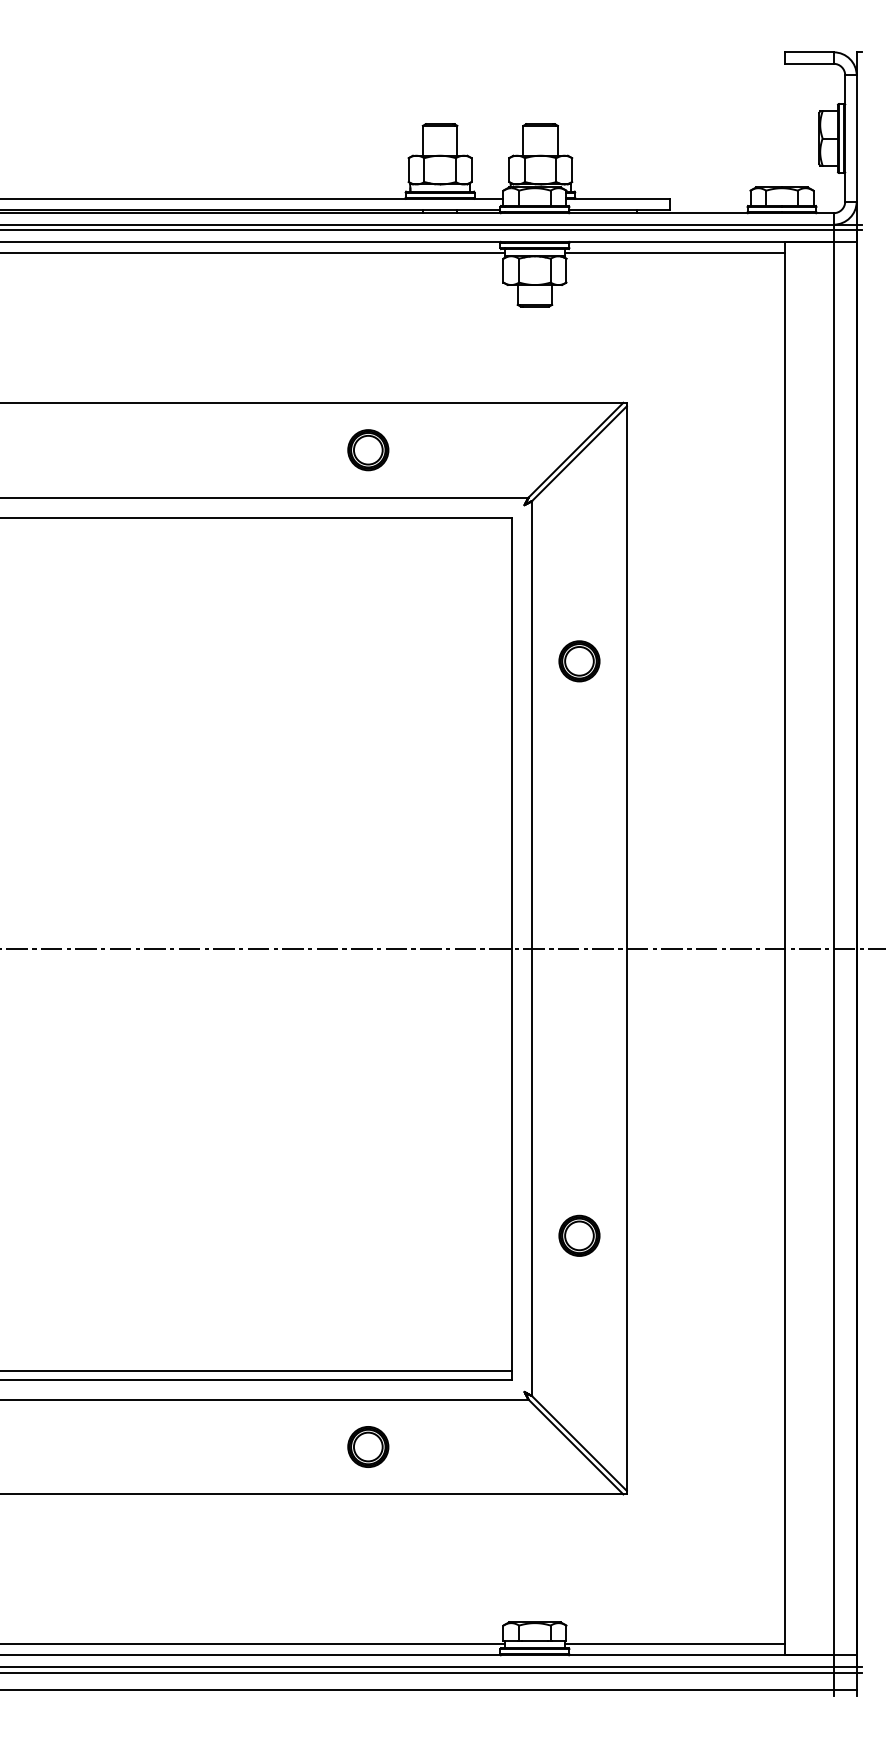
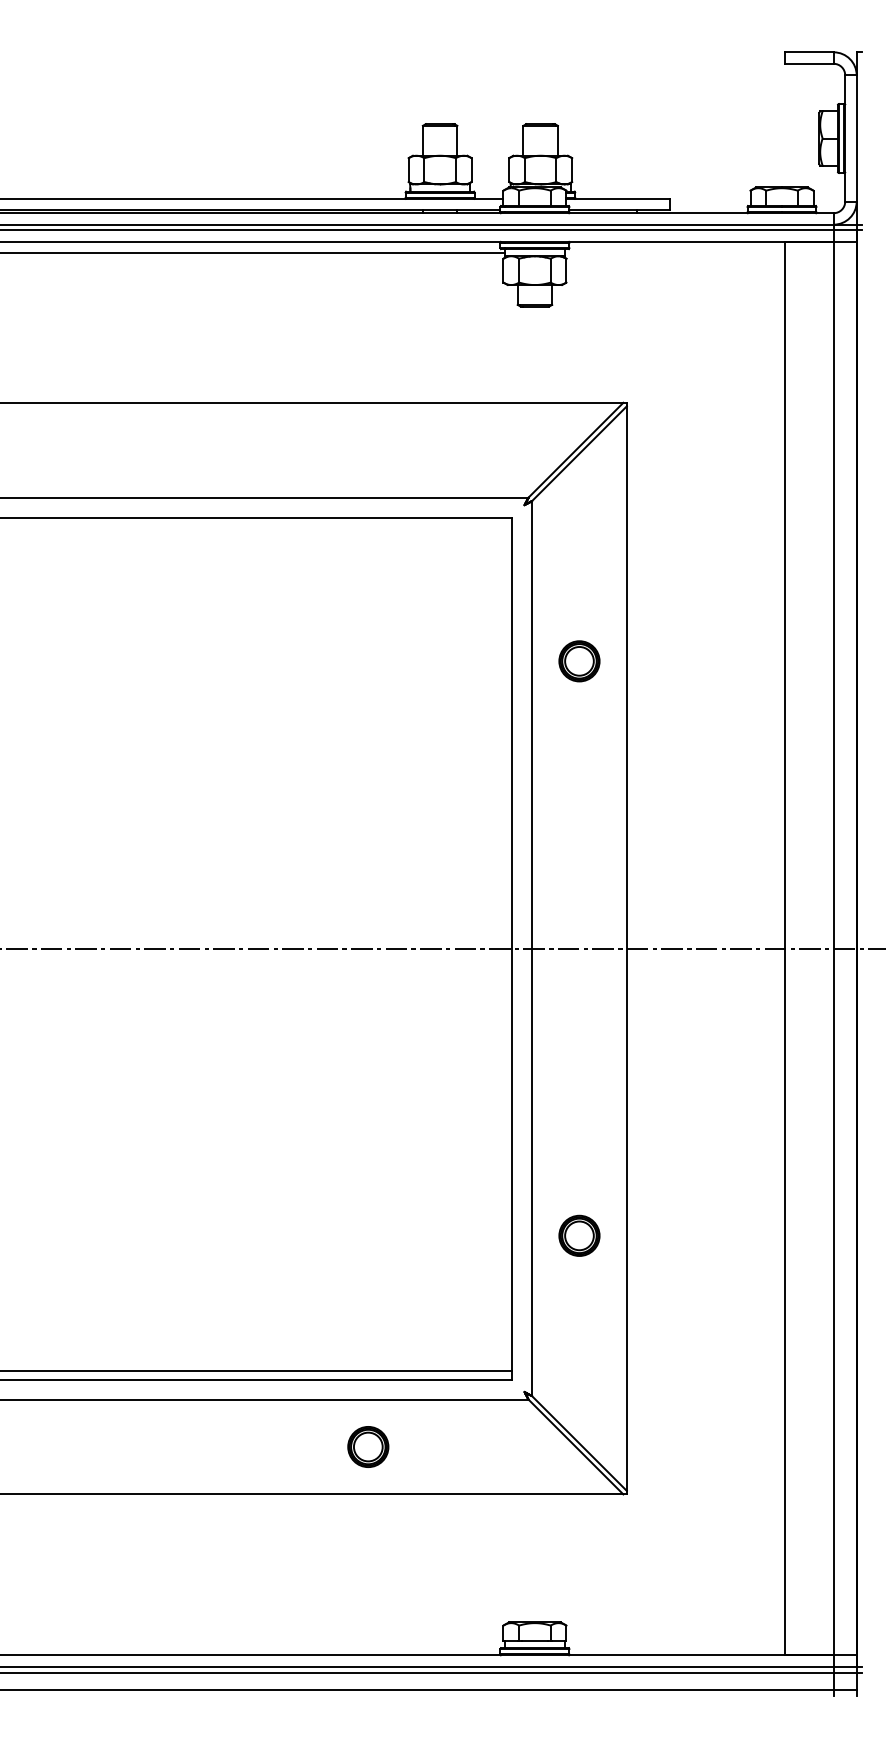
line: present -> none (674, 253)
part: present -> none (368, 450)
line: present -> none (253, 1643)
line: present -> none (674, 1643)
